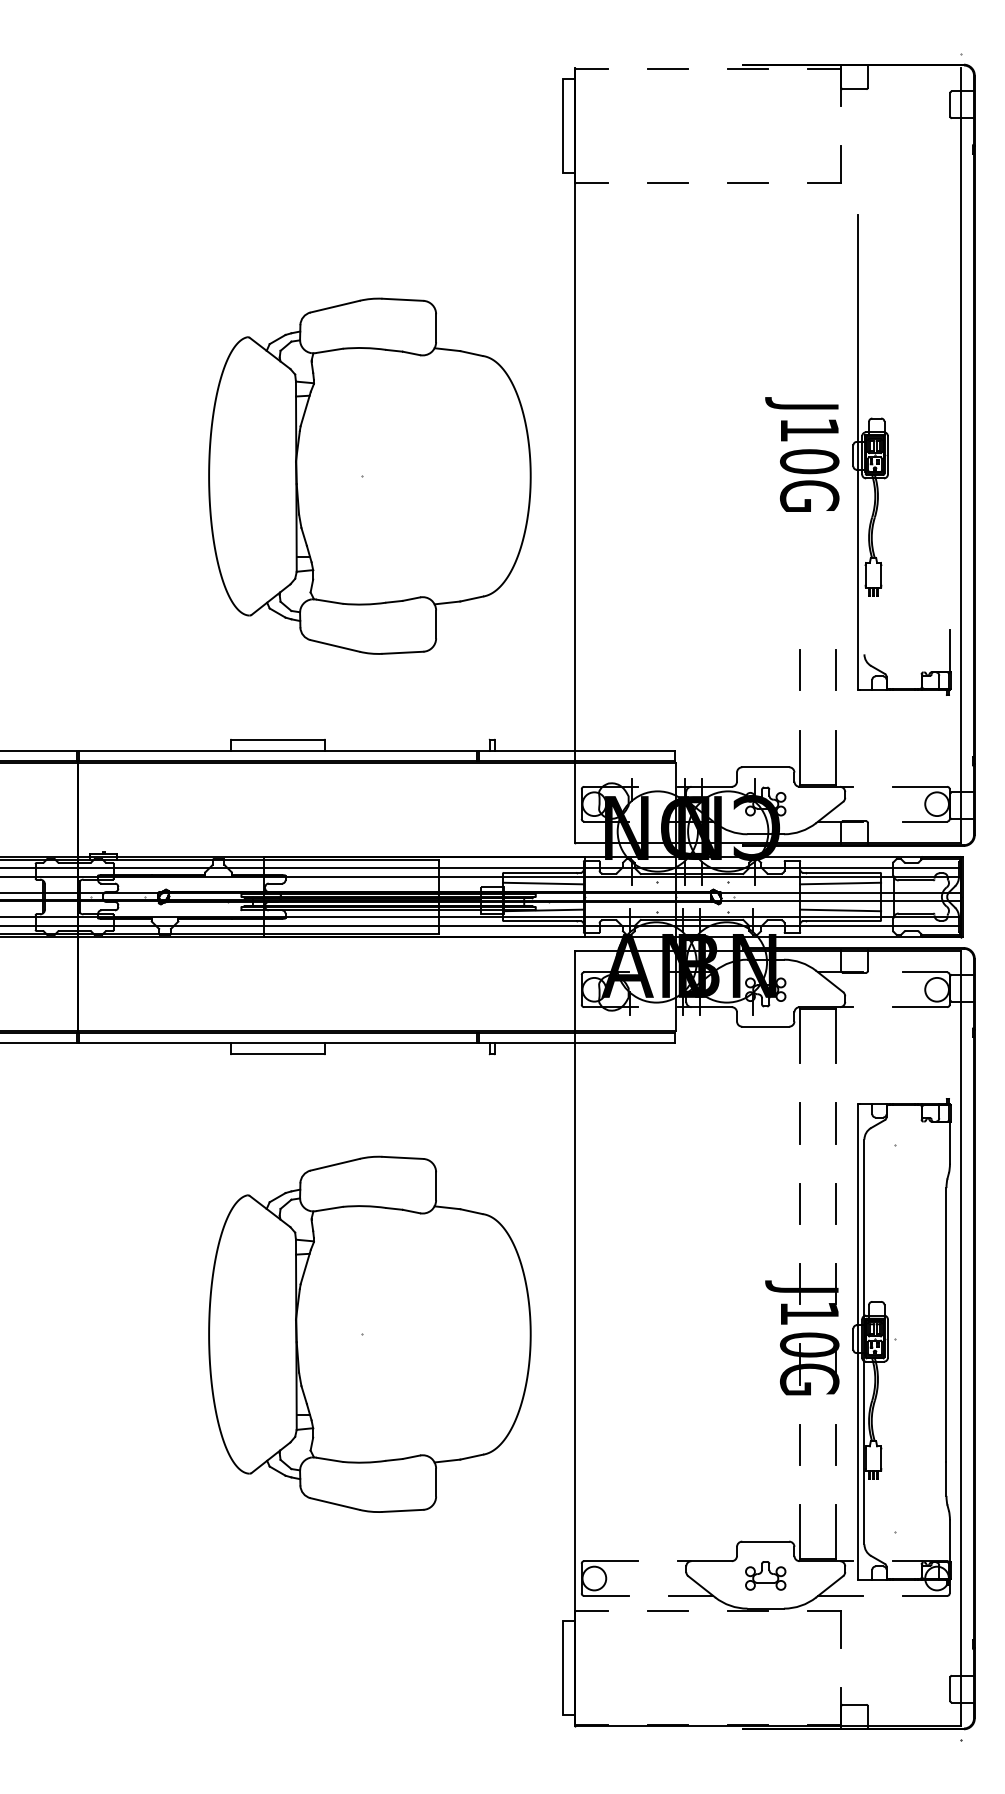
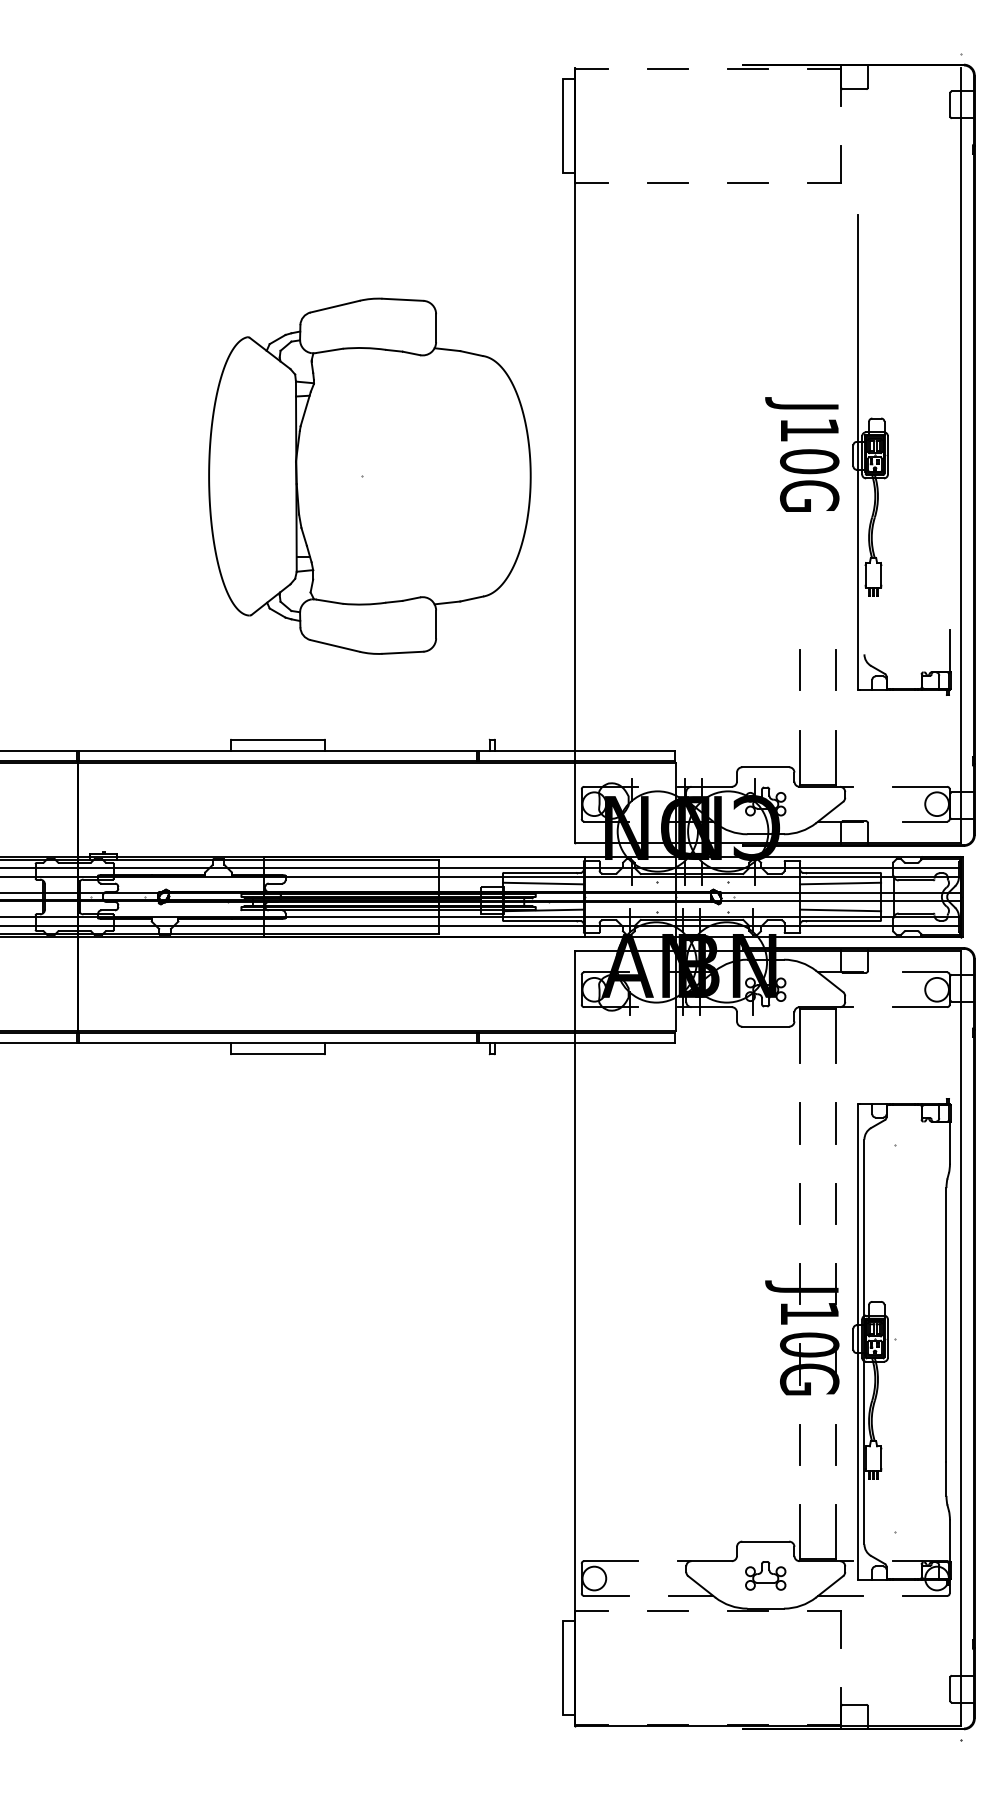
part: present -> none (369, 1333)
